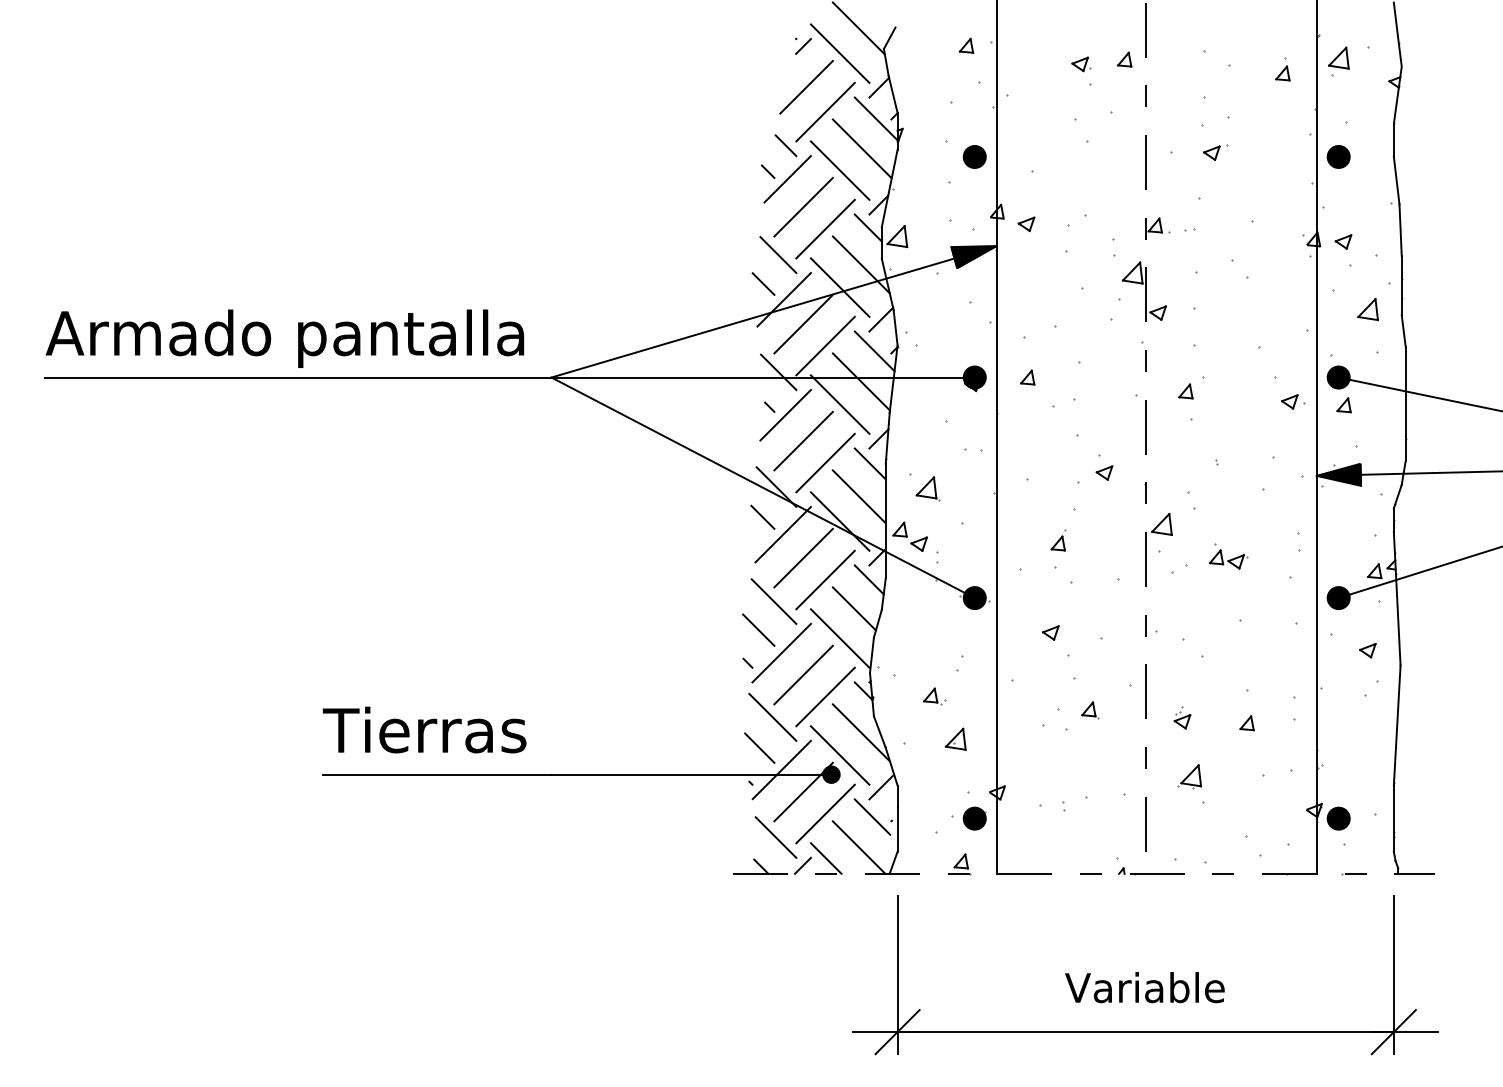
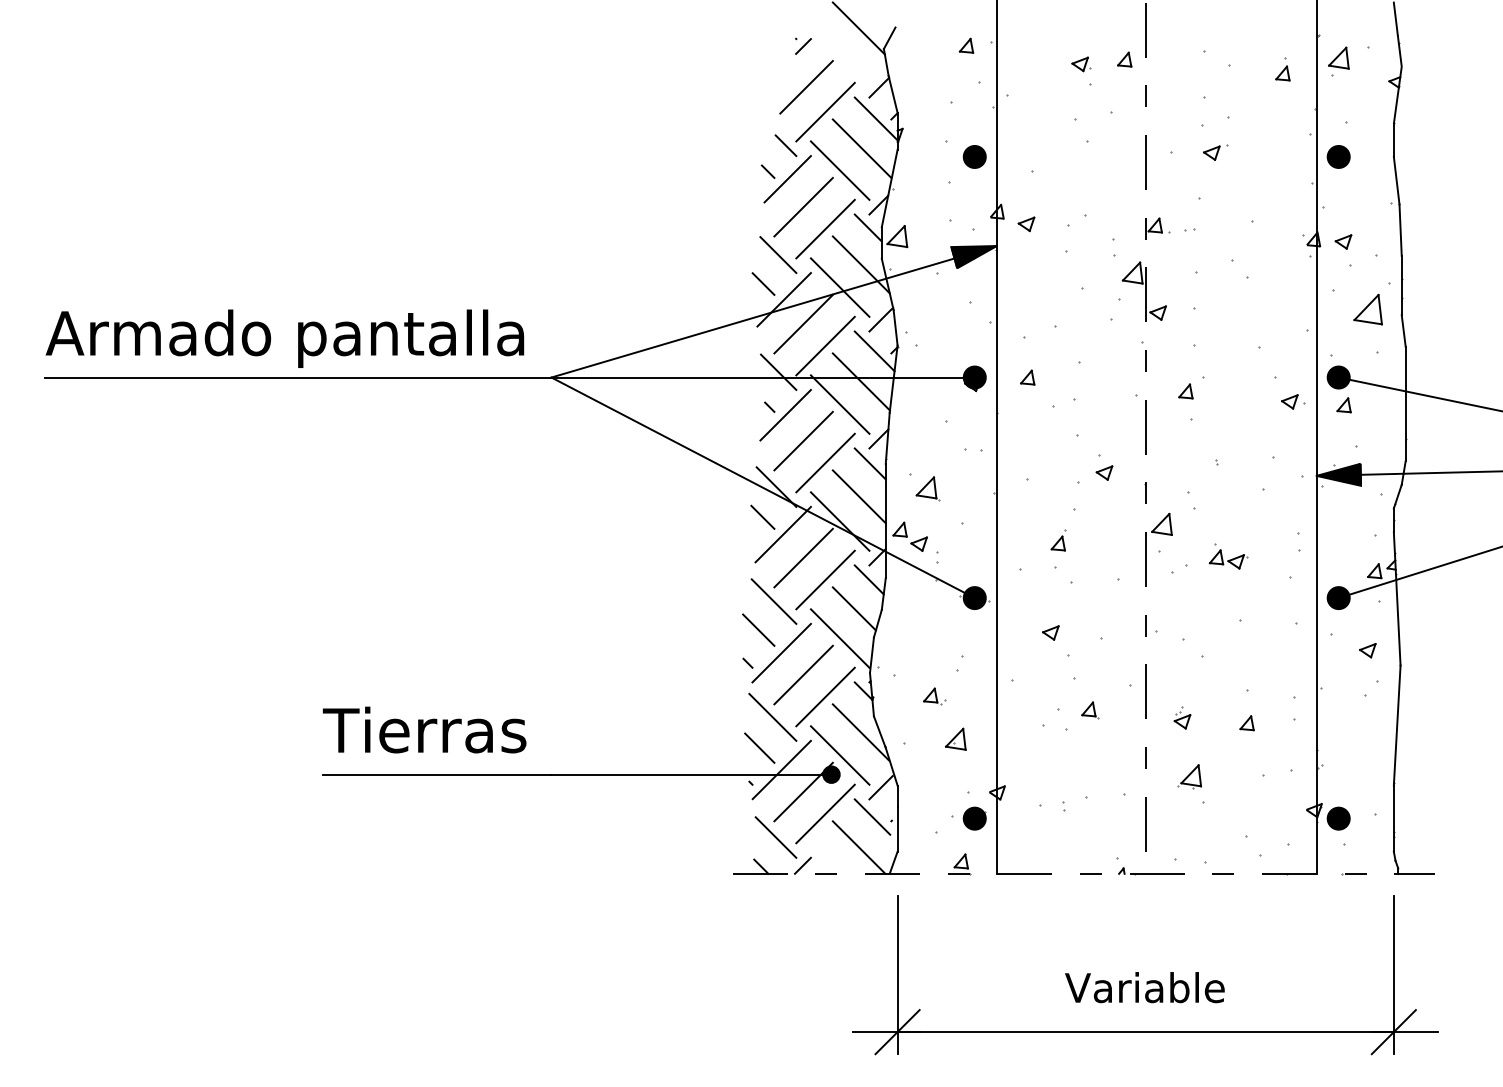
line: present -> none (839, 53)
part size: 22x23 px -> 30x33 px (1367, 309)
line: present -> none (825, 858)
